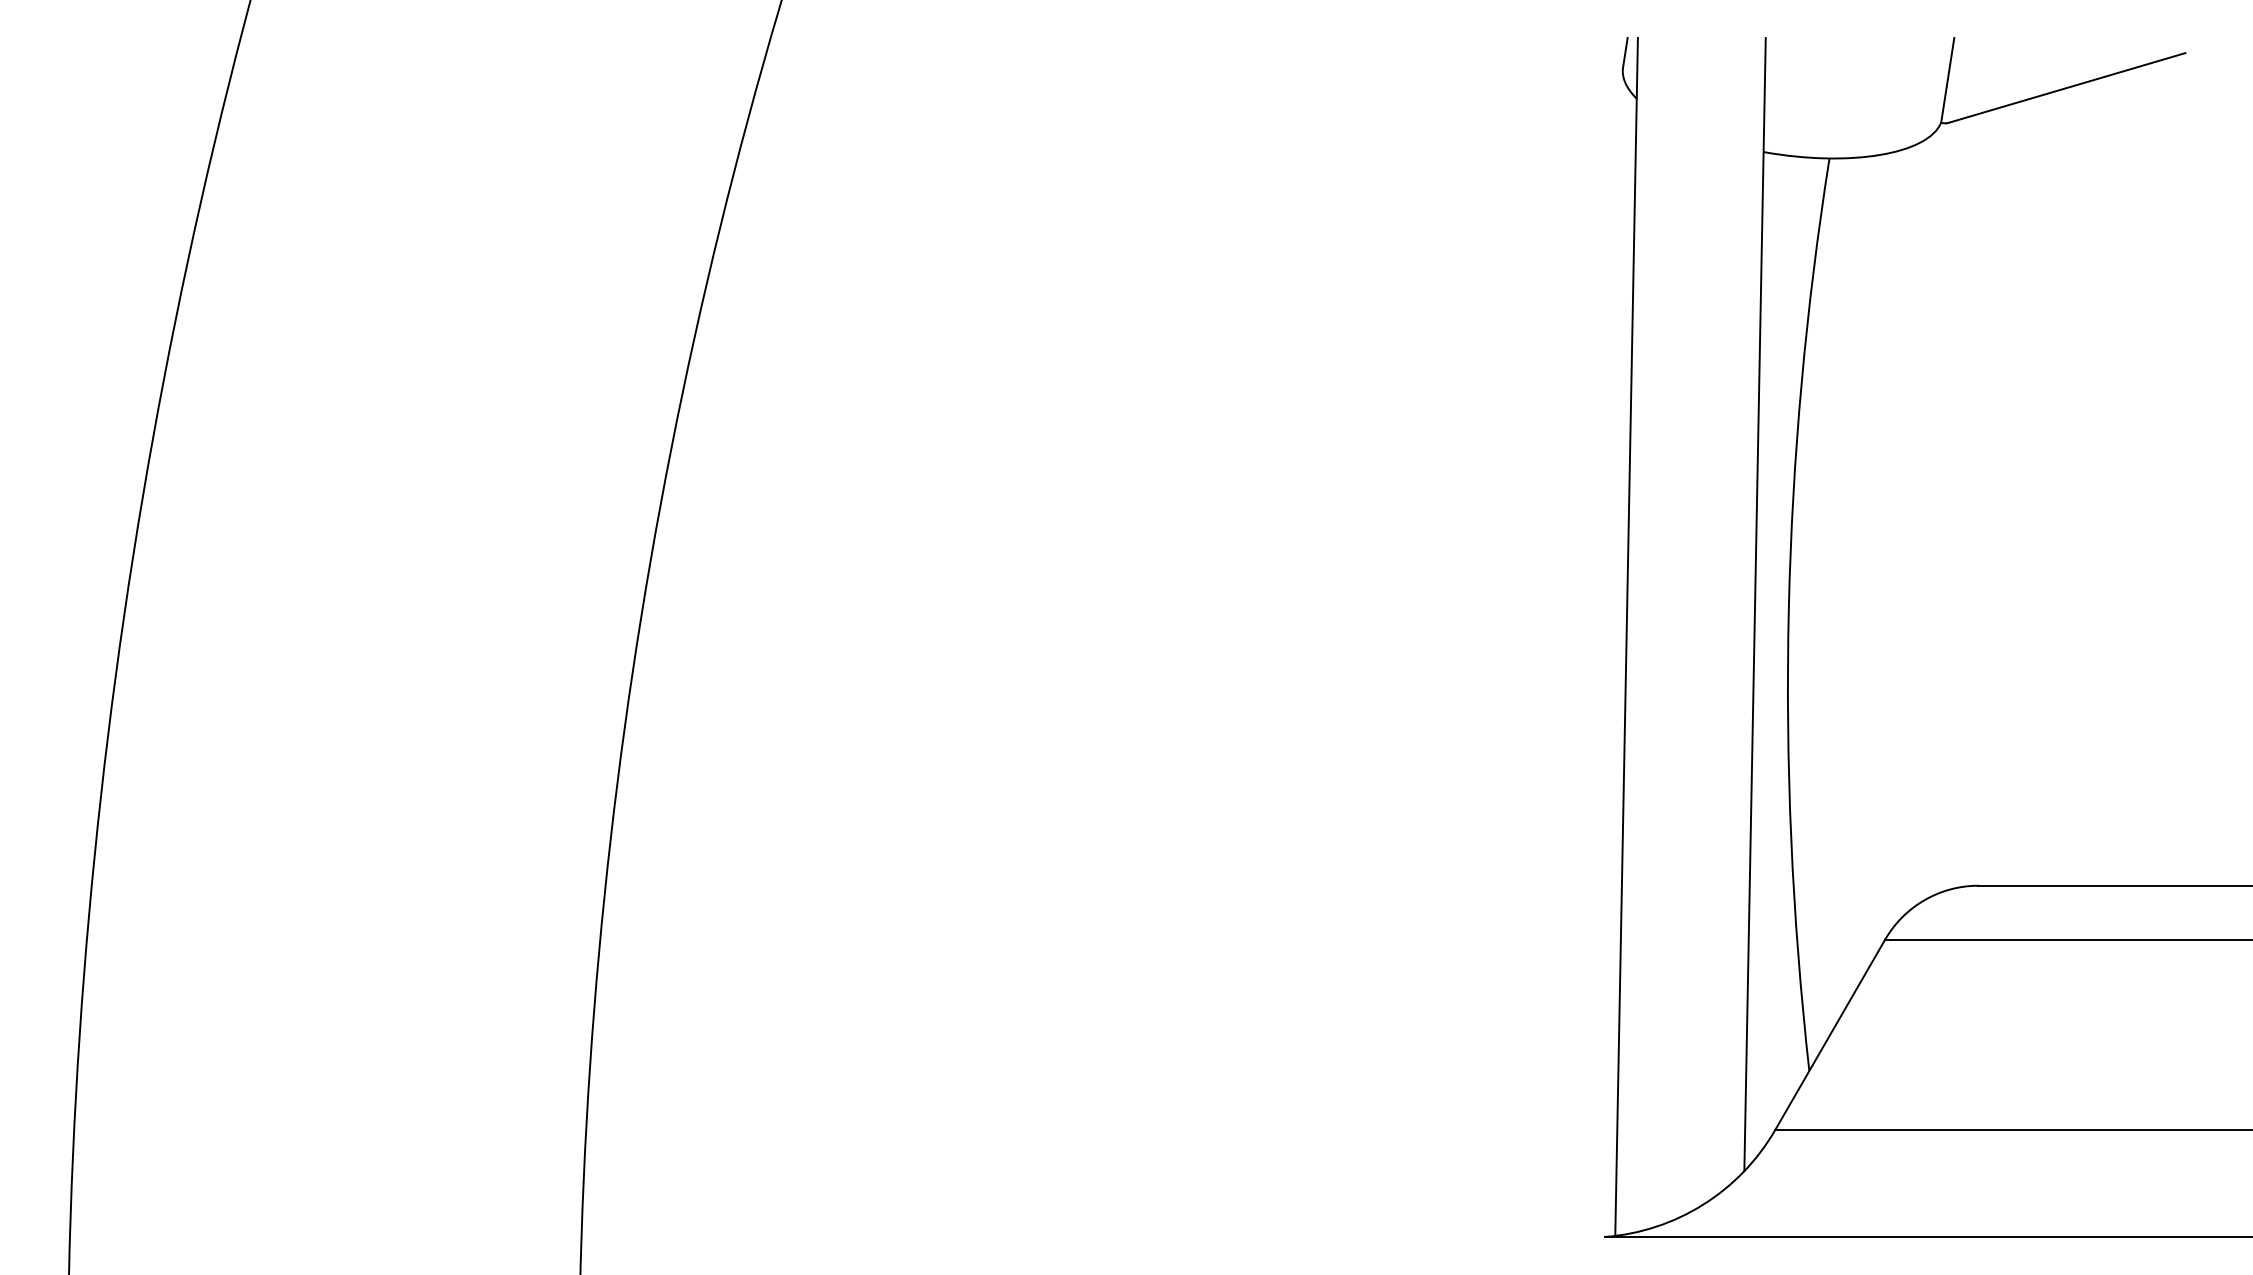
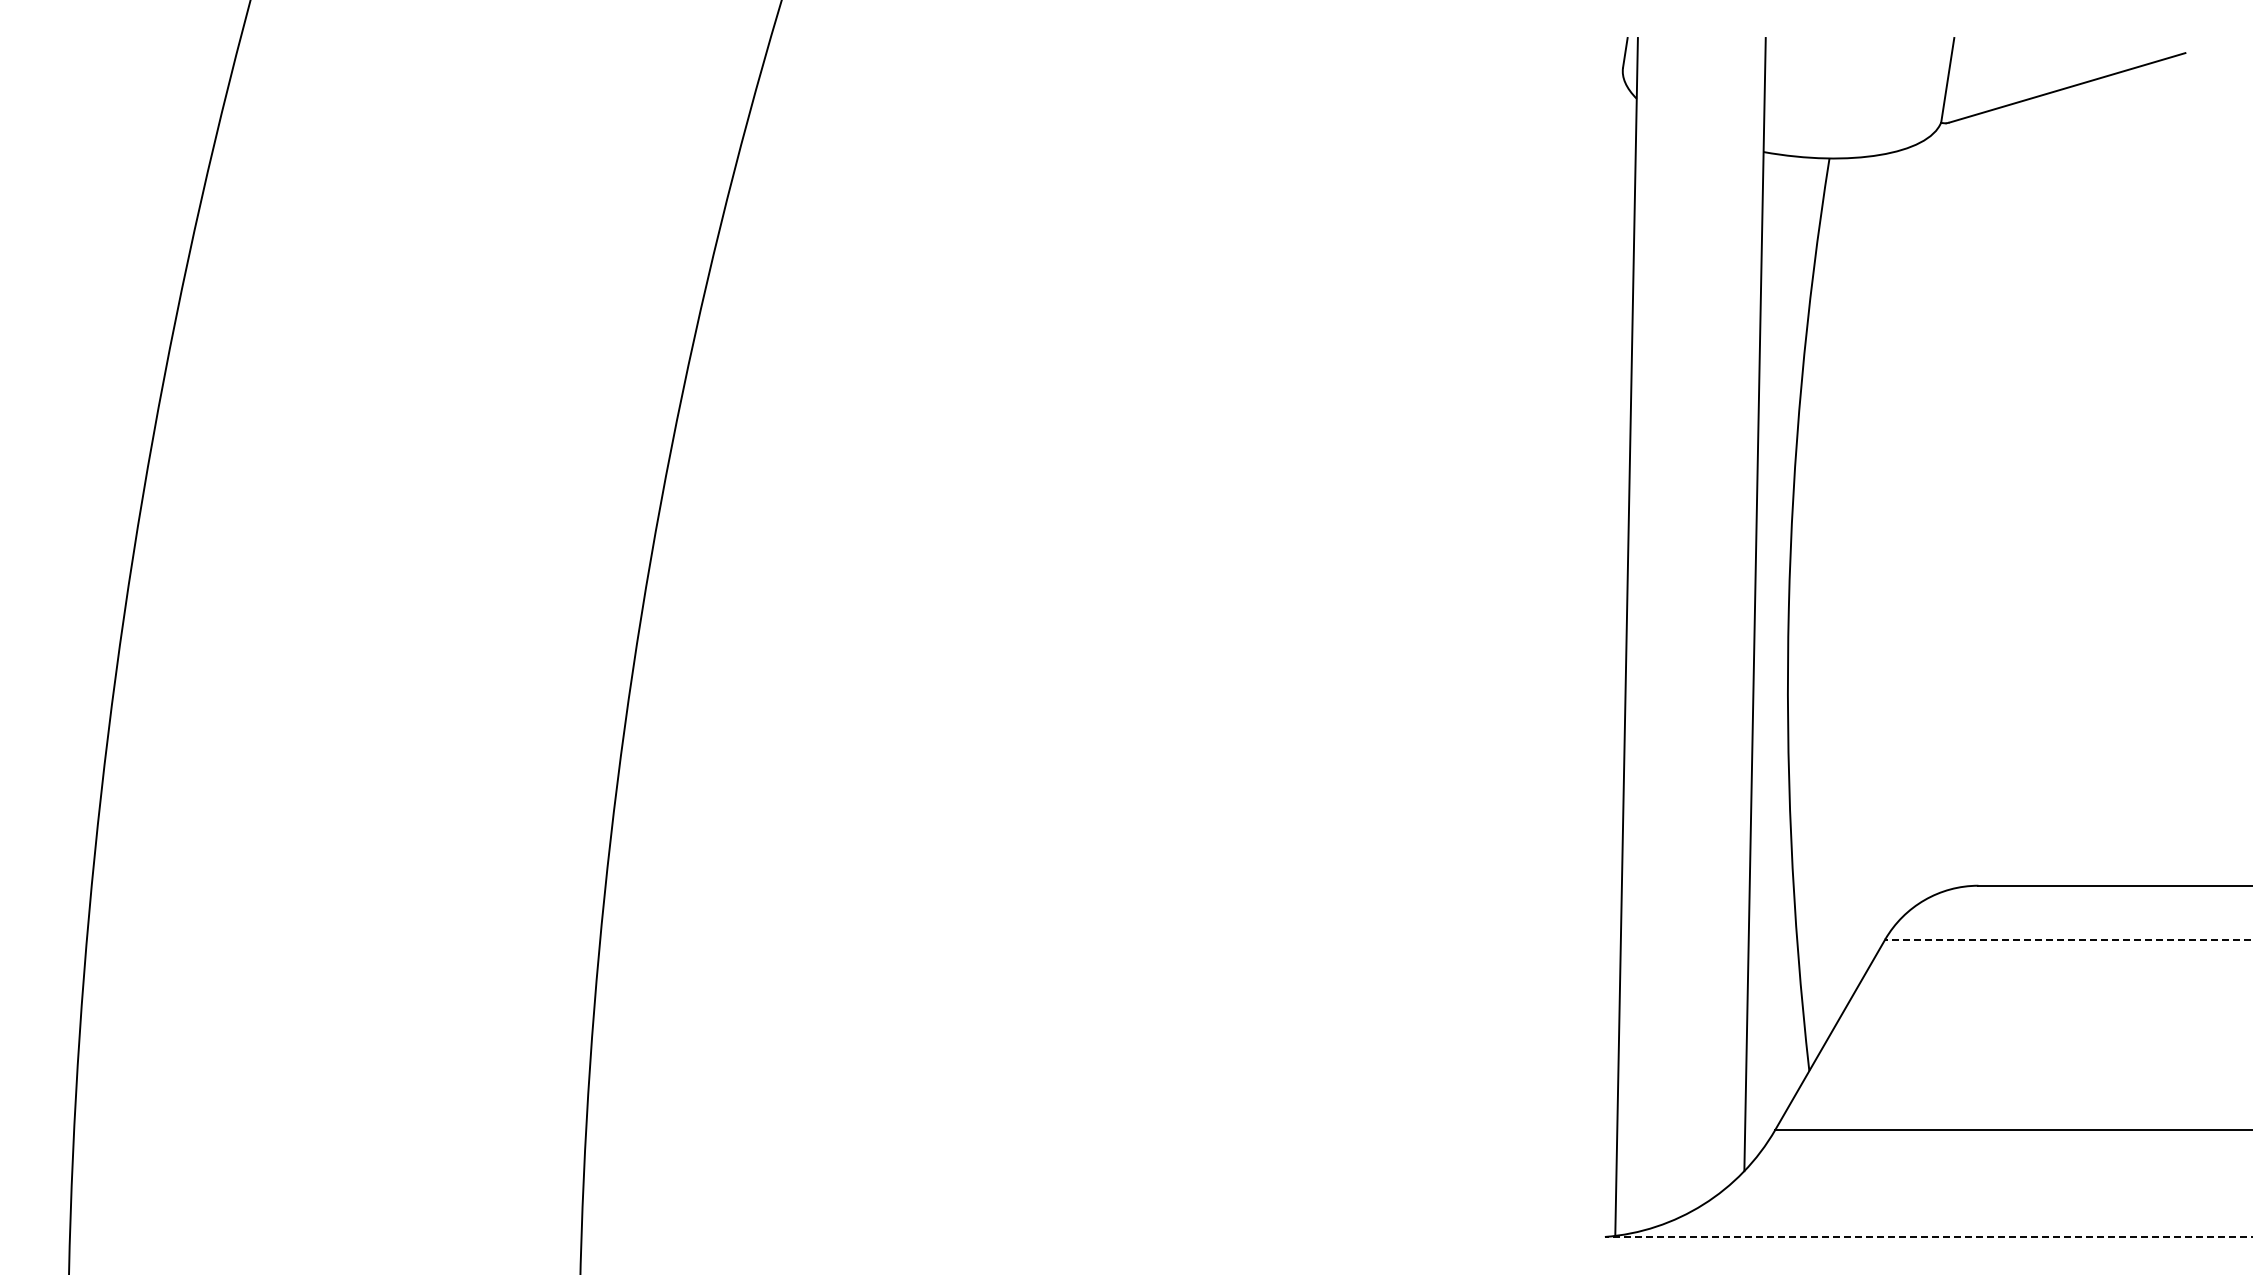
line: solid -> dashed (2069, 939)
line: solid -> dashed (1928, 1236)
